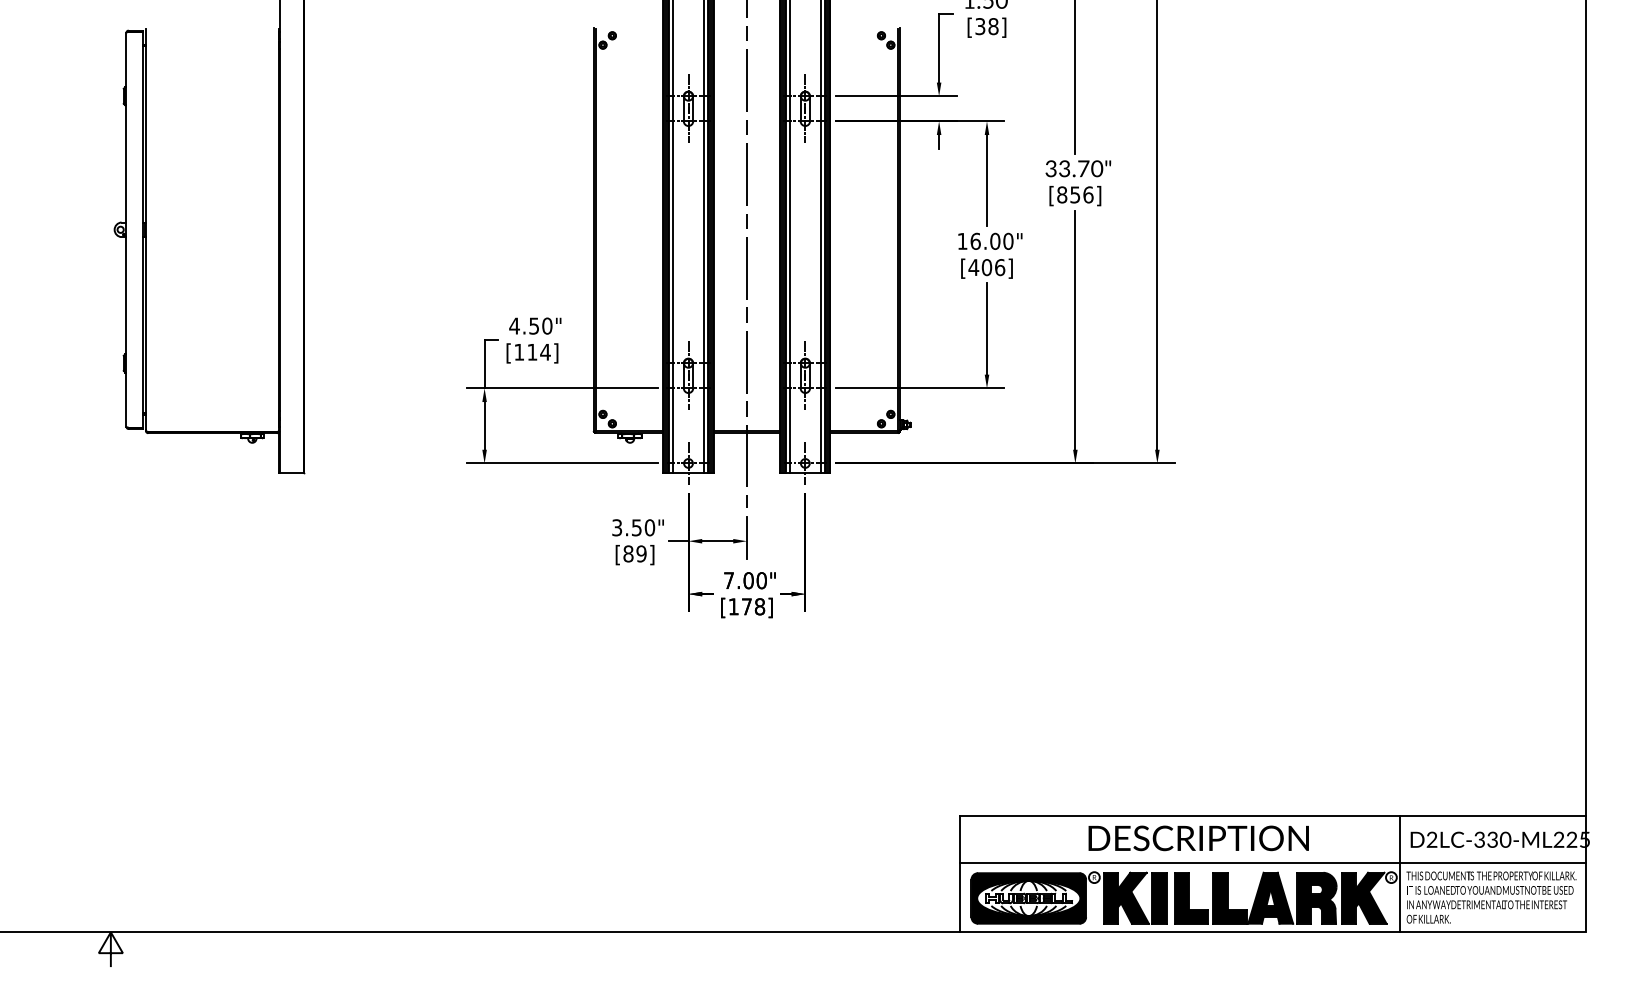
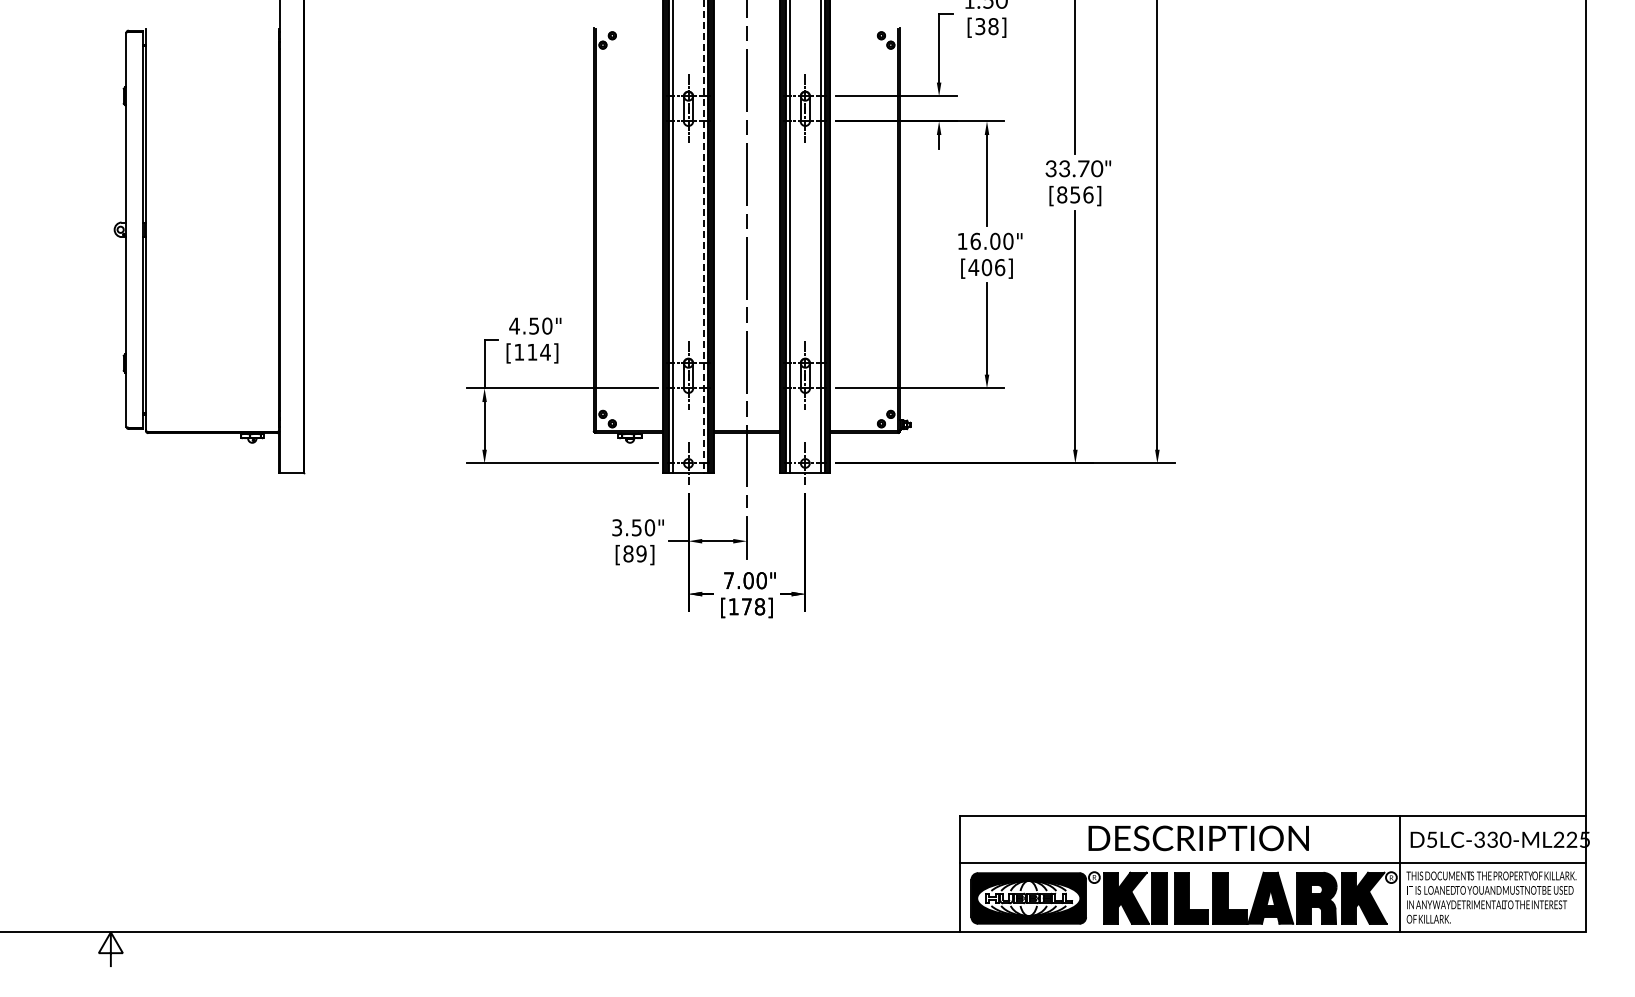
line: solid -> dashed (703, 236)
text: D2LC-330-ML225 -> D5LC-330-ML225 (1431, 839)
